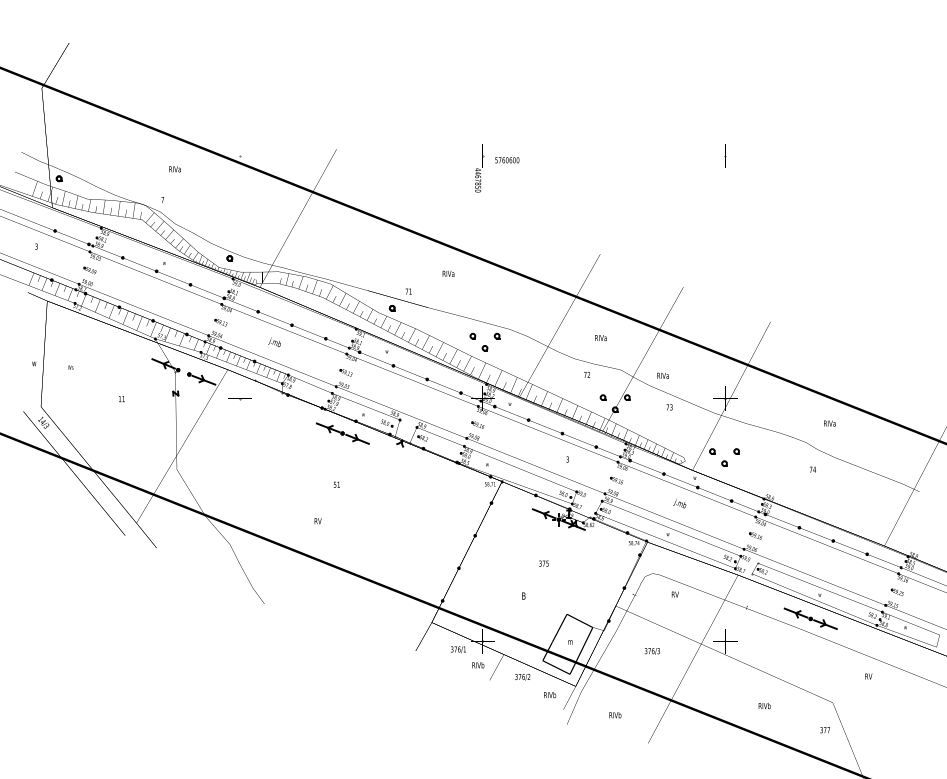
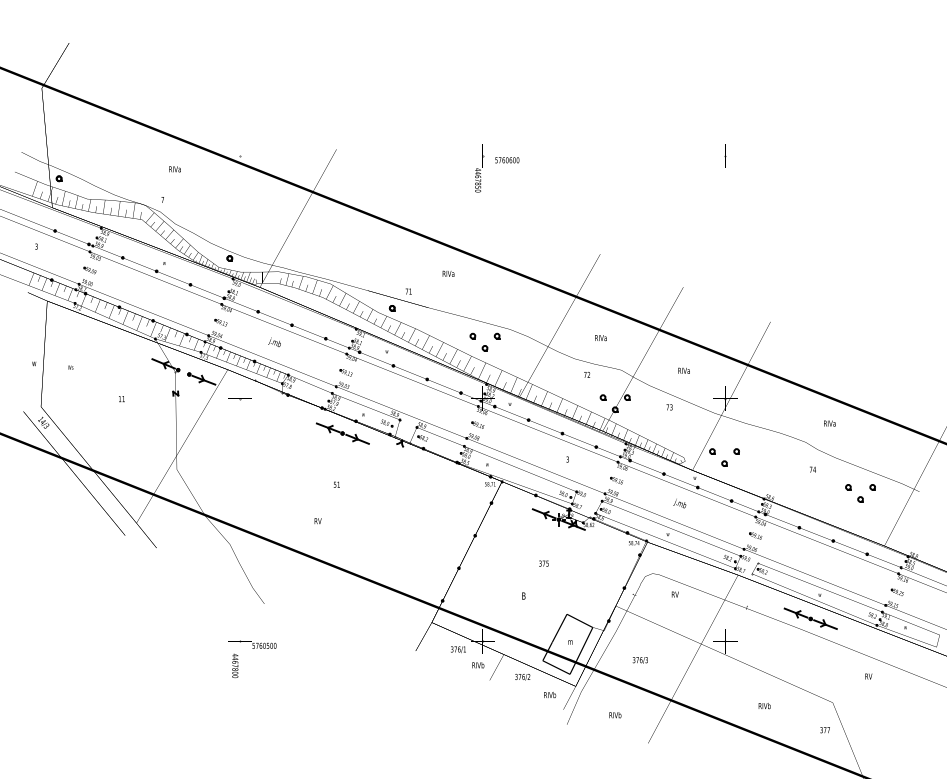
text position: (662, 375) -> (683, 370) (683, 370)
part: none -> present (860, 493)
part: none -> present (252, 648)
text position: (651, 651) -> (639, 660) (639, 660)
